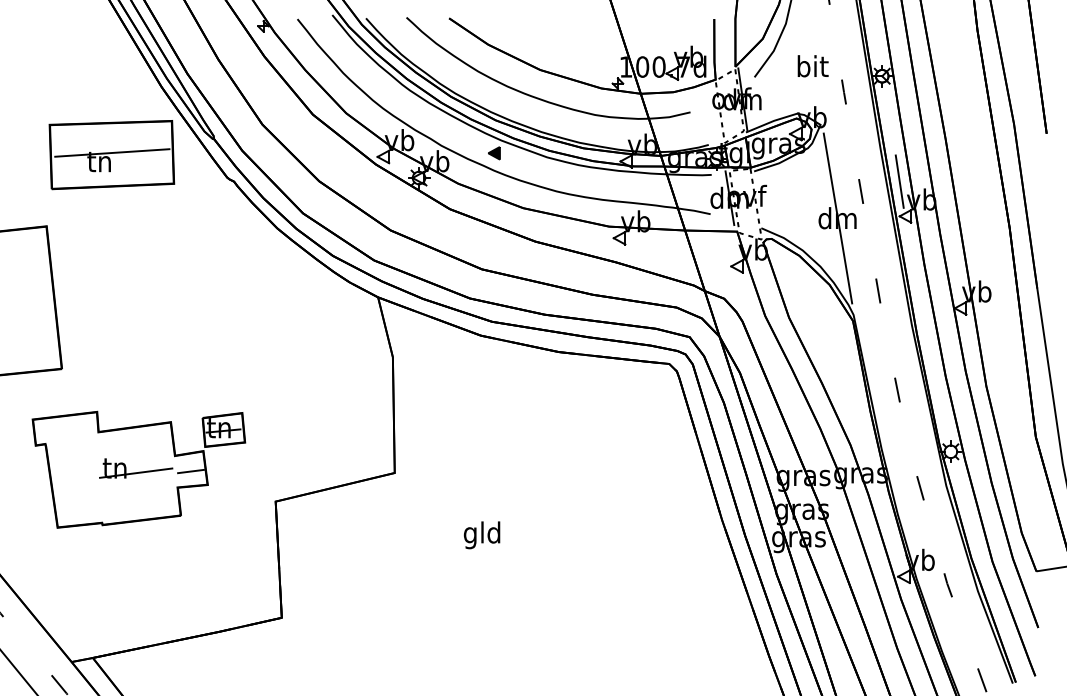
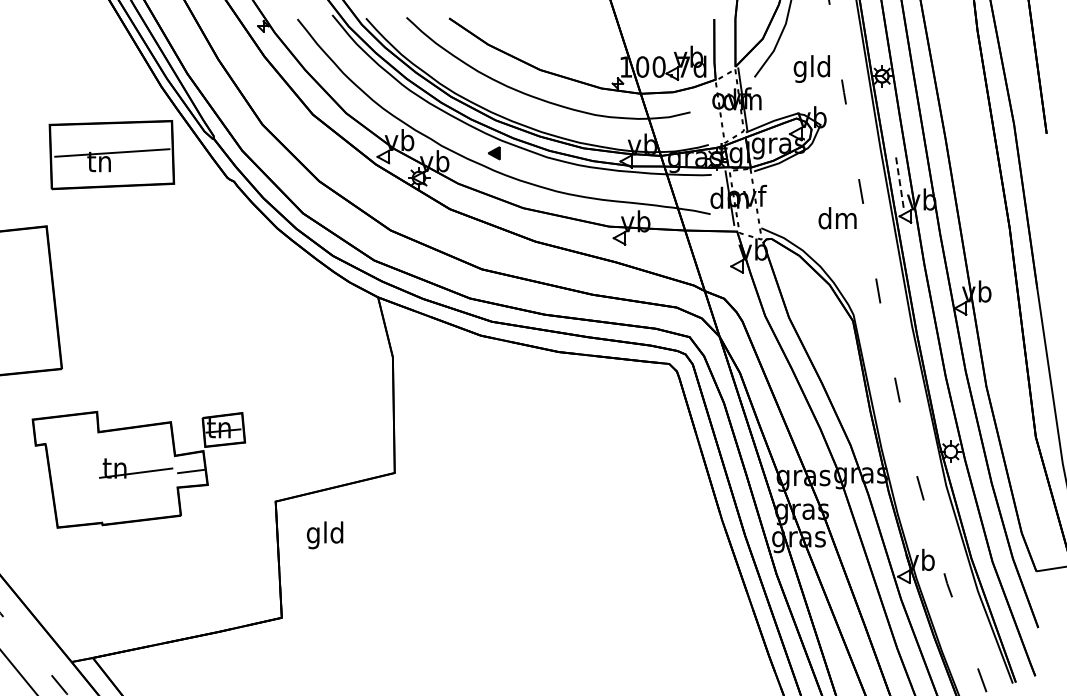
text: bit -> gld (811, 68)
line: solid -> dashed (899, 181)
line: present -> none (837, 218)
text position: (481, 535) -> (324, 535) (324, 535)
